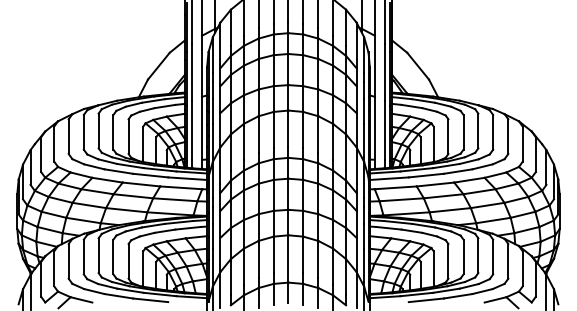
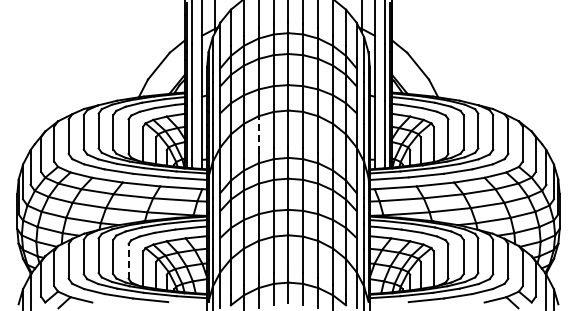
line: solid -> dashed (258, 134)
line: solid -> dashed (128, 260)
